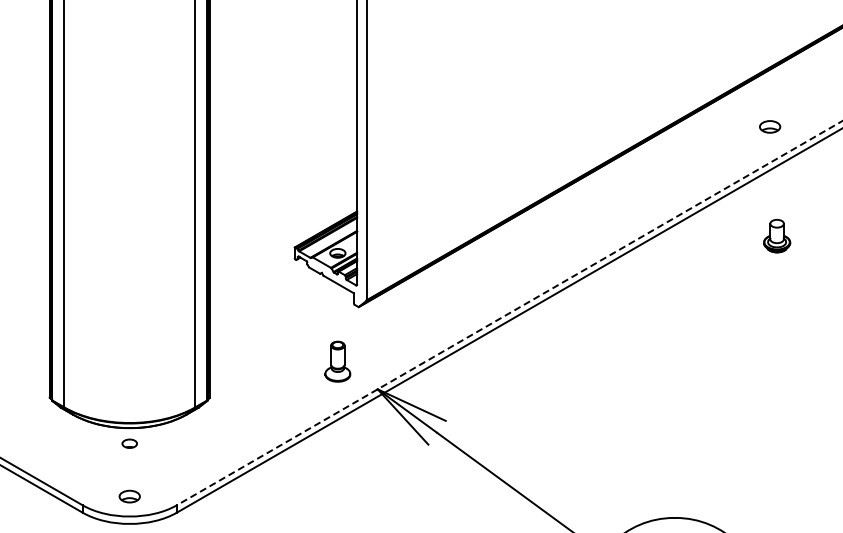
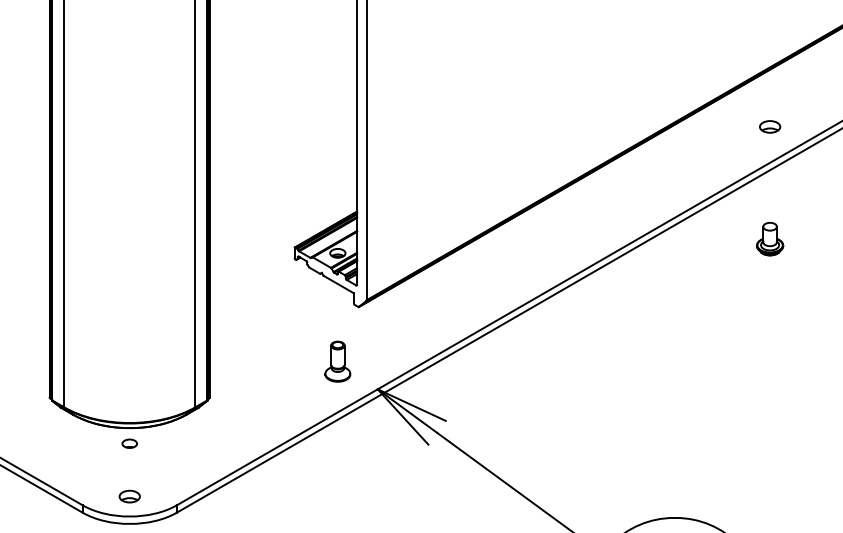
part position: (777, 236) -> (770, 239) (770, 239)
line: dashed -> solid (509, 313)
